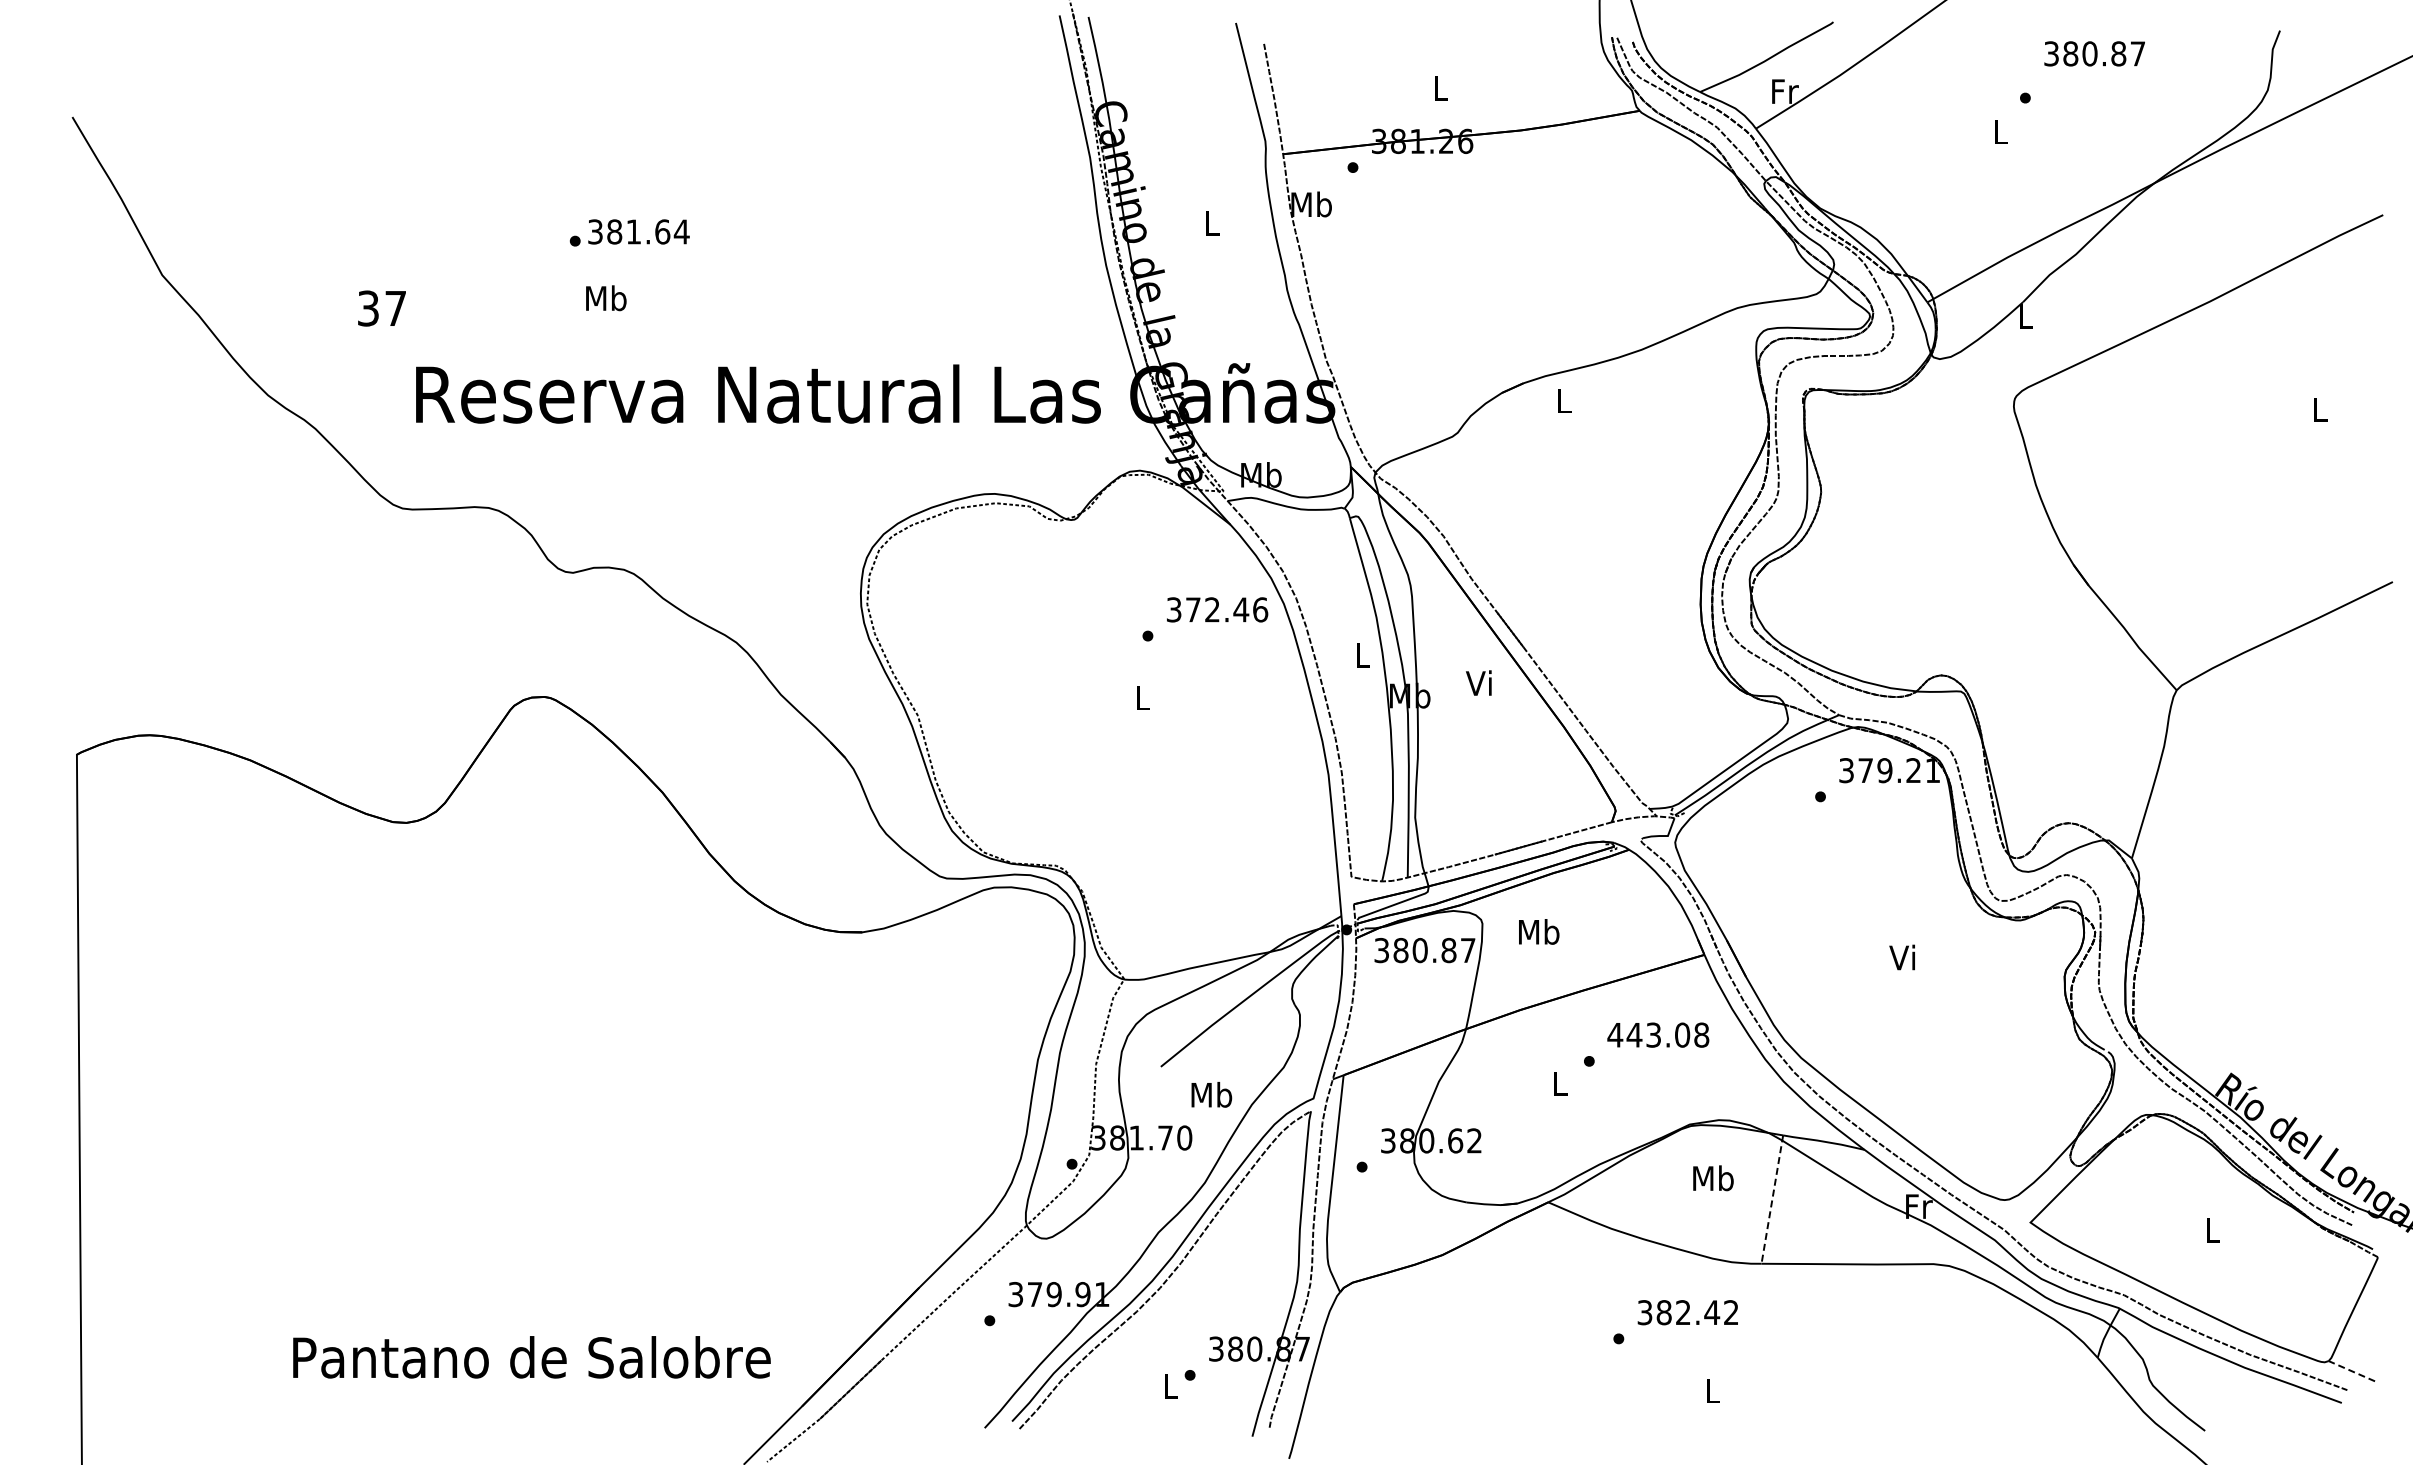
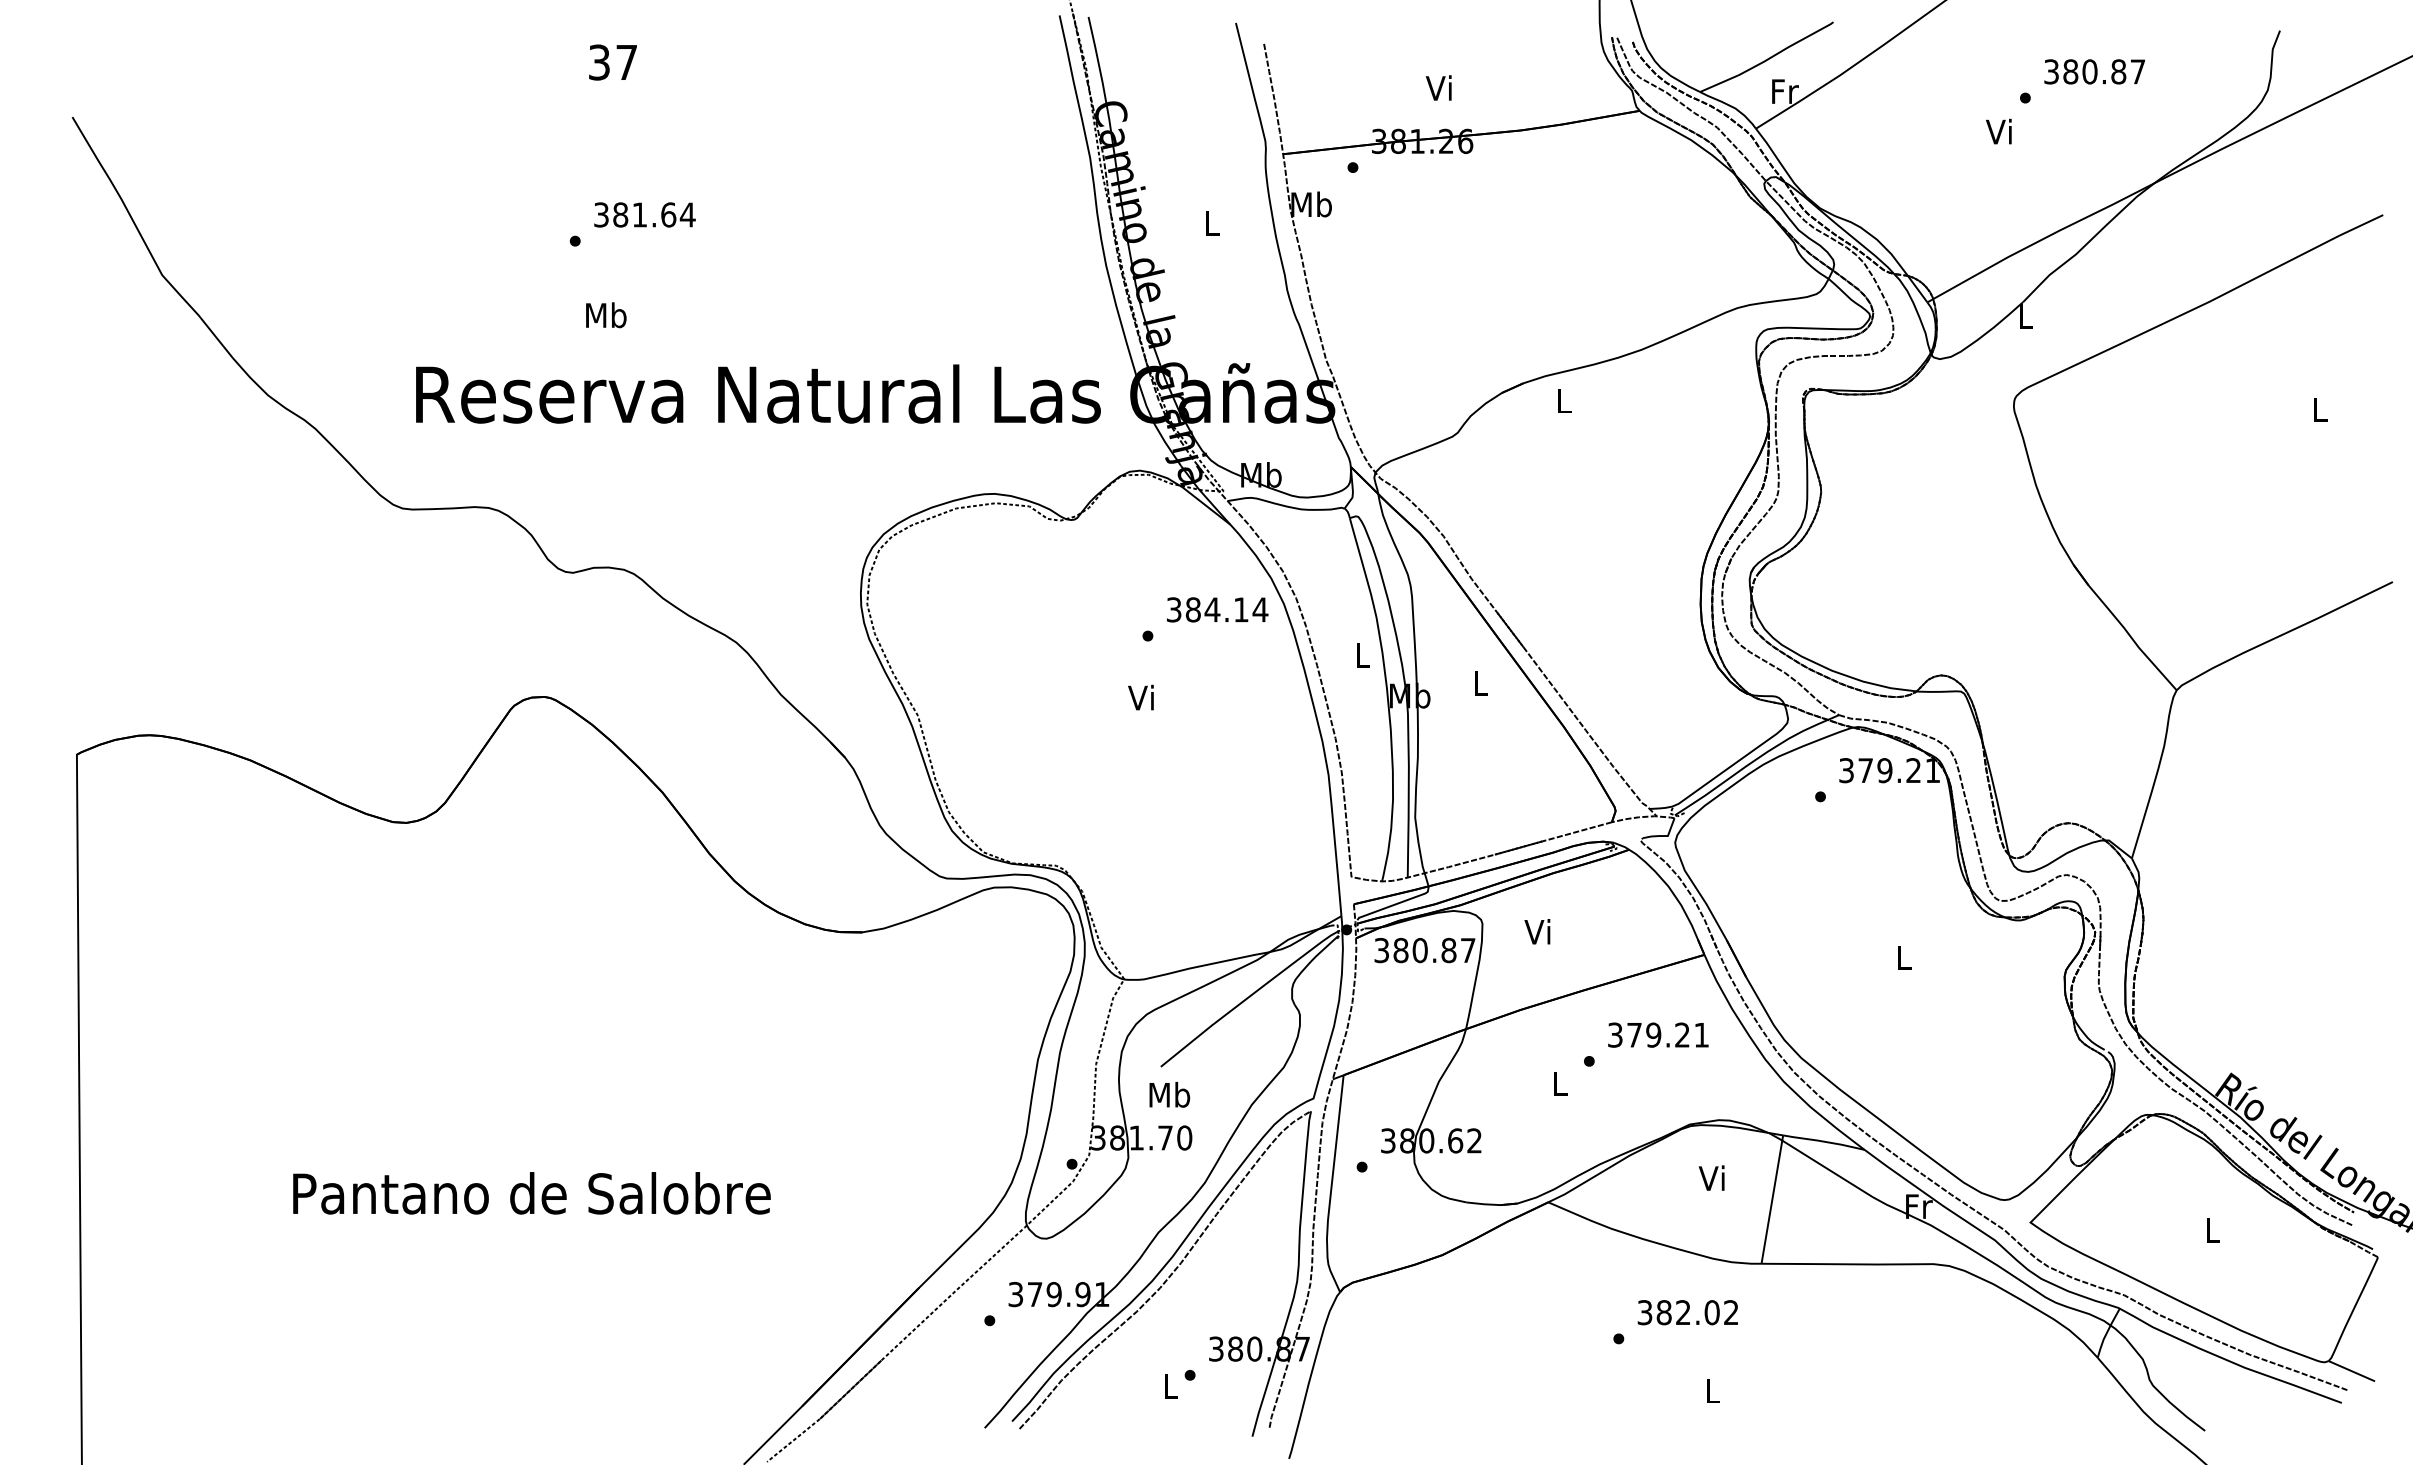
text position: (2094, 53) -> (2094, 71) (2094, 71)
text: L -> Vi (1438, 87)
text: L -> Vi (1998, 131)
text position: (638, 231) -> (644, 214) (644, 214)
text position: (606, 298) -> (606, 315) (606, 315)
text position: (381, 308) -> (612, 62) (612, 62)
text: 372.46 -> 384.14 (1226, 609)
text: Vi -> L (1478, 682)
text: L -> Vi (1140, 697)
text: Mb -> Vi (1539, 931)
text: Vi -> L (1901, 957)
text: 443.08 -> 379.21 (1658, 1034)
text position: (1211, 1094) -> (1169, 1094) (1169, 1094)
text: Mb -> Vi (1713, 1178)
line: dashed -> solid (1772, 1199)
text: 382.42 -> 382.02 (1712, 1312)
text position: (531, 1357) -> (531, 1193) (531, 1193)
line: dashed -> solid (2351, 1371)
